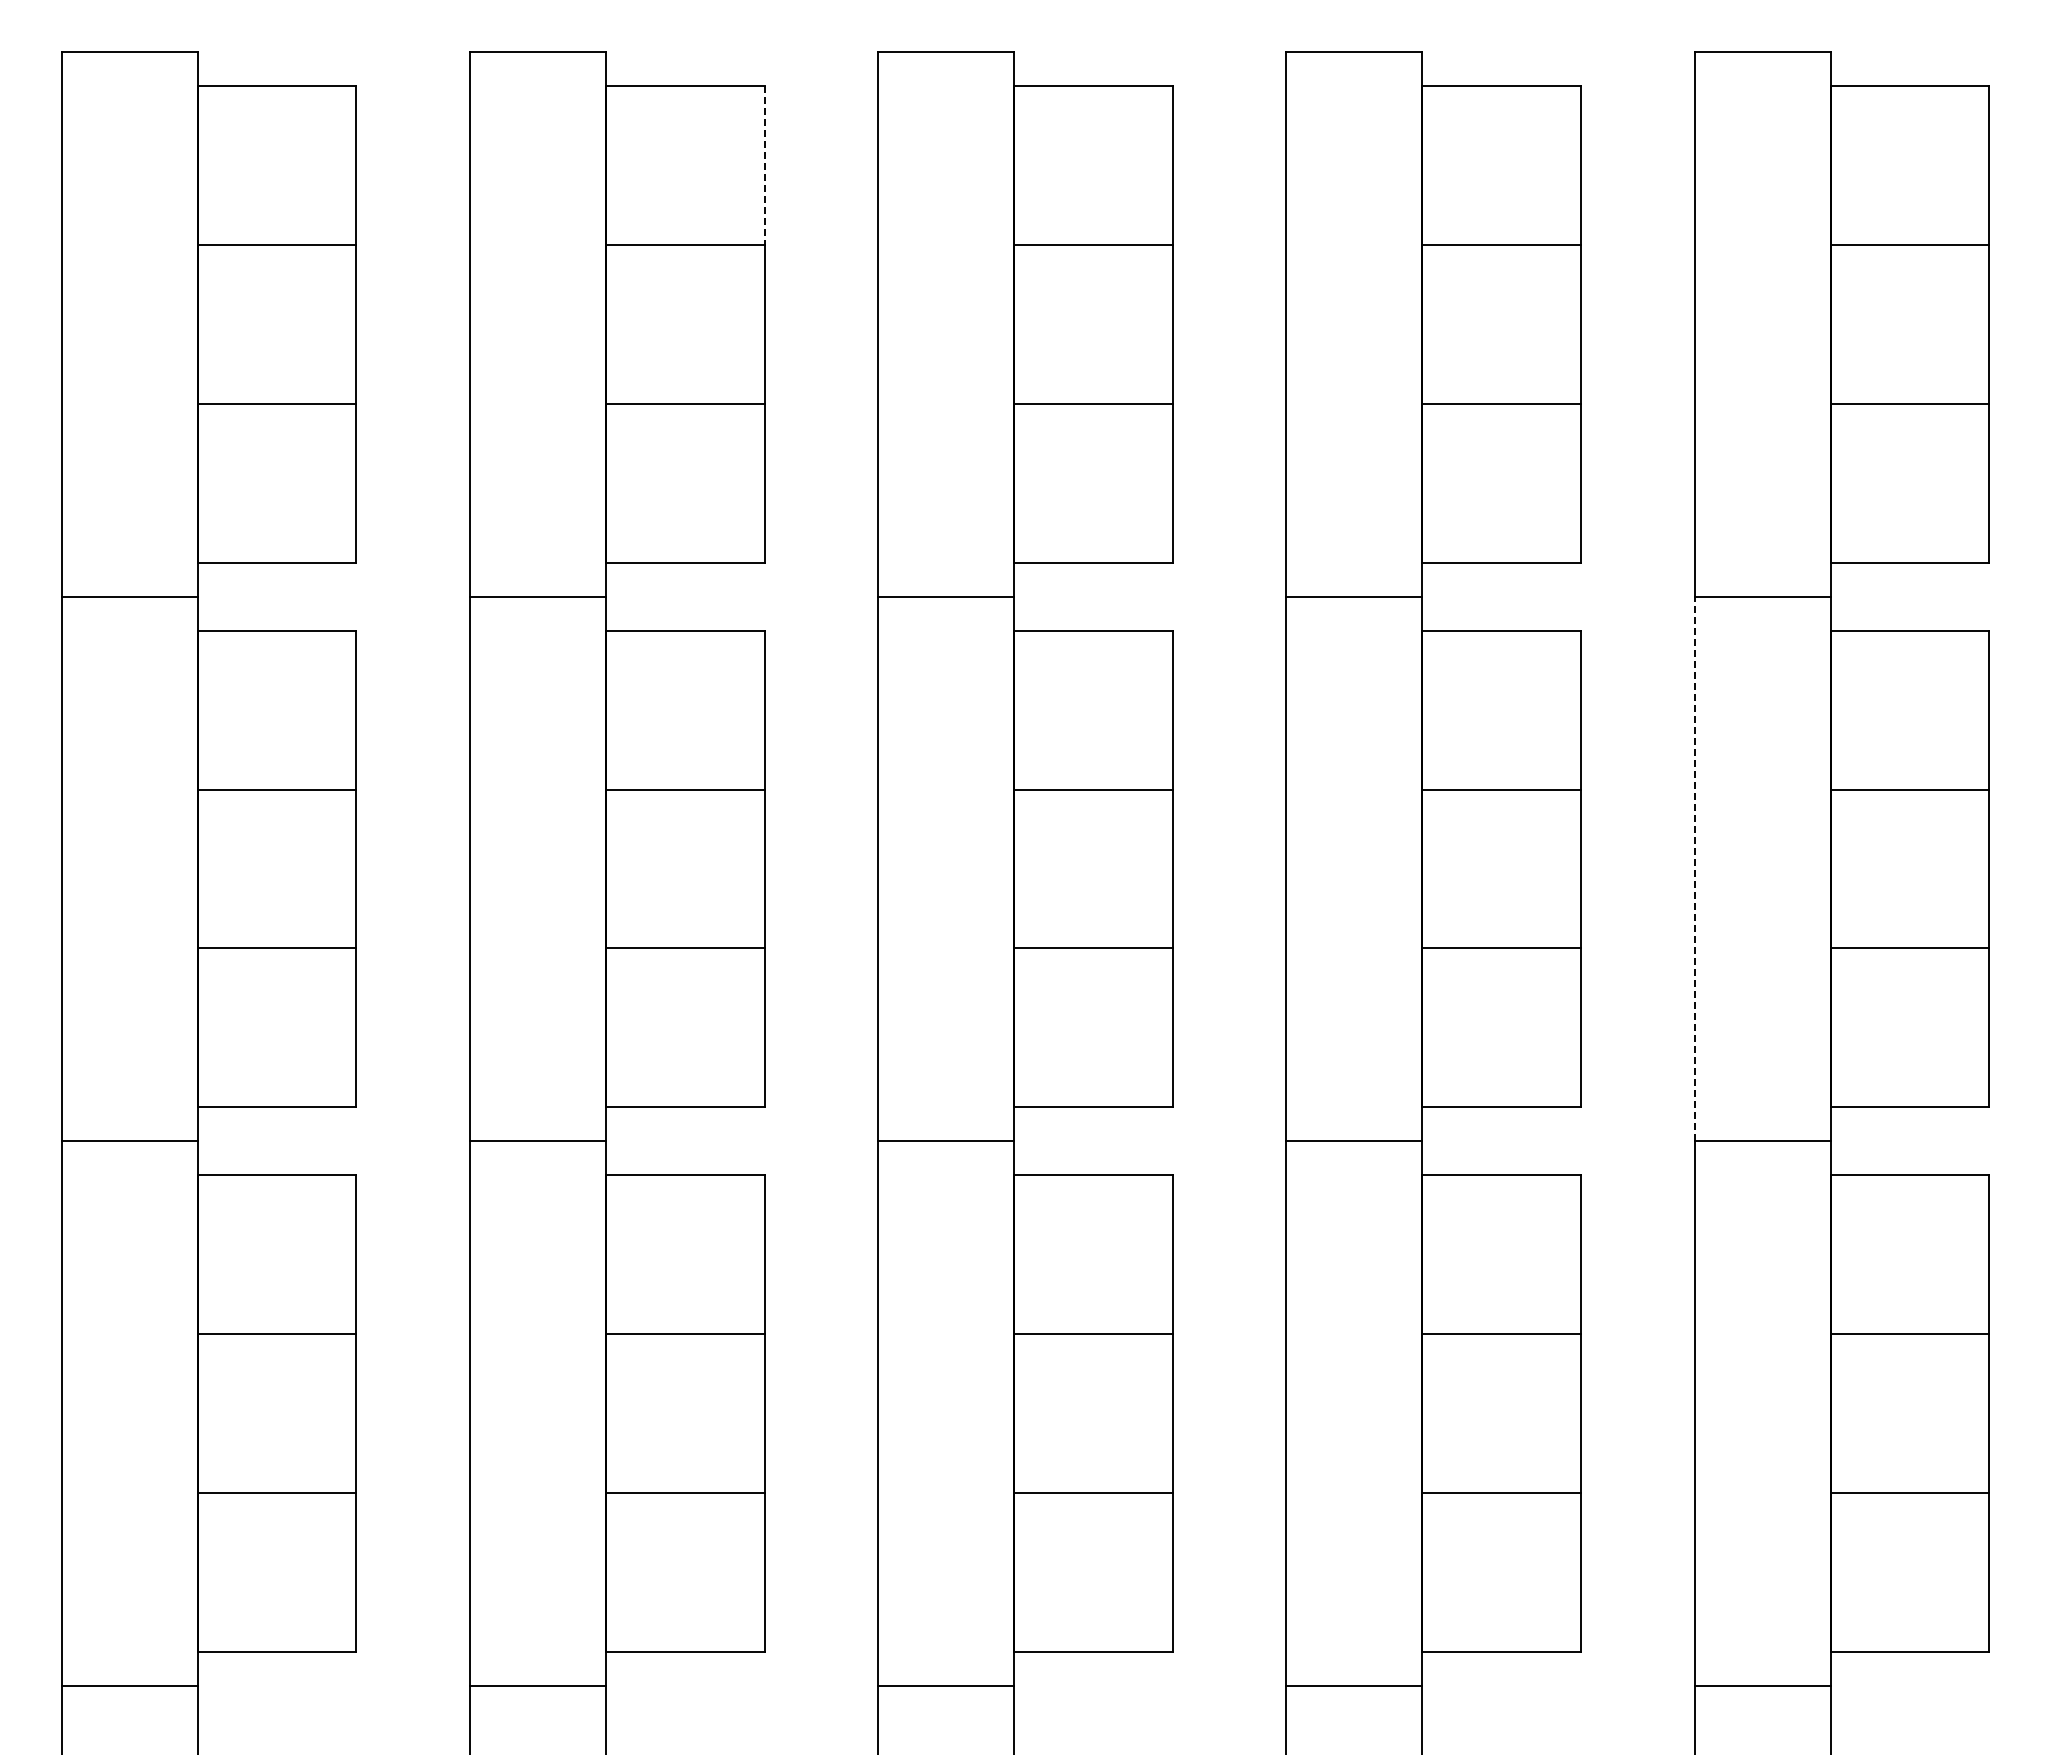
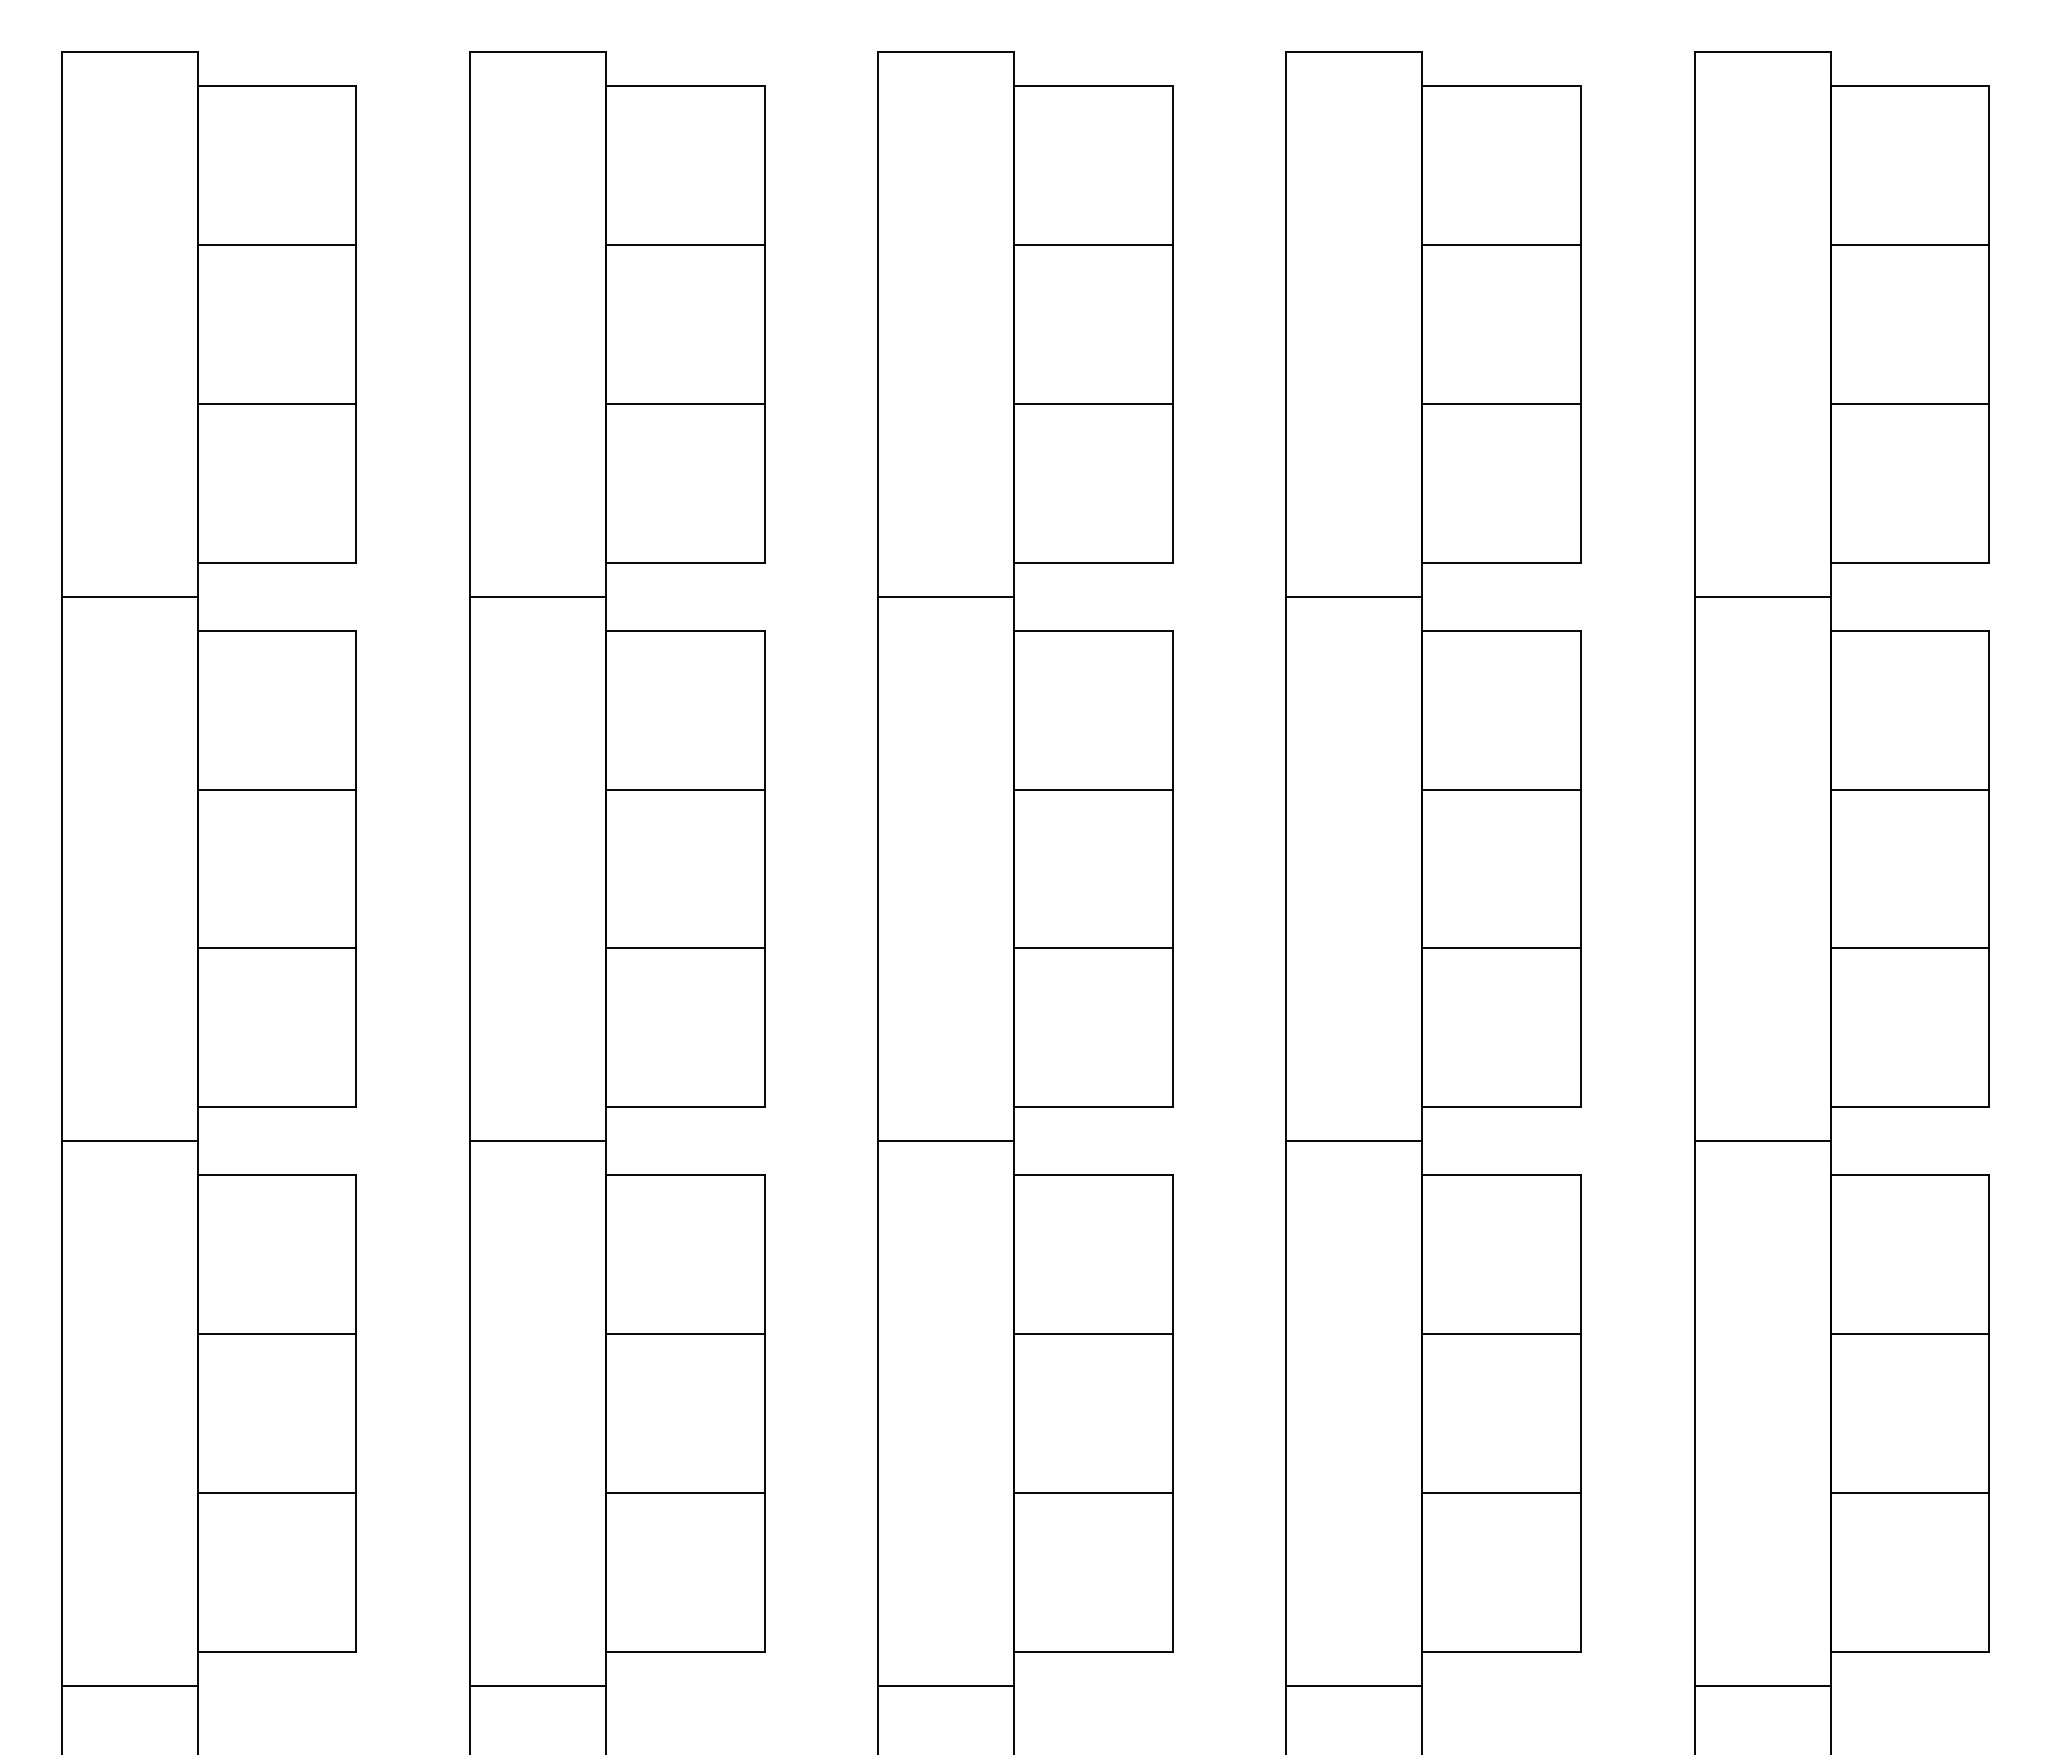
line: dashed -> solid (764, 166)
line: dashed -> solid (1694, 868)
